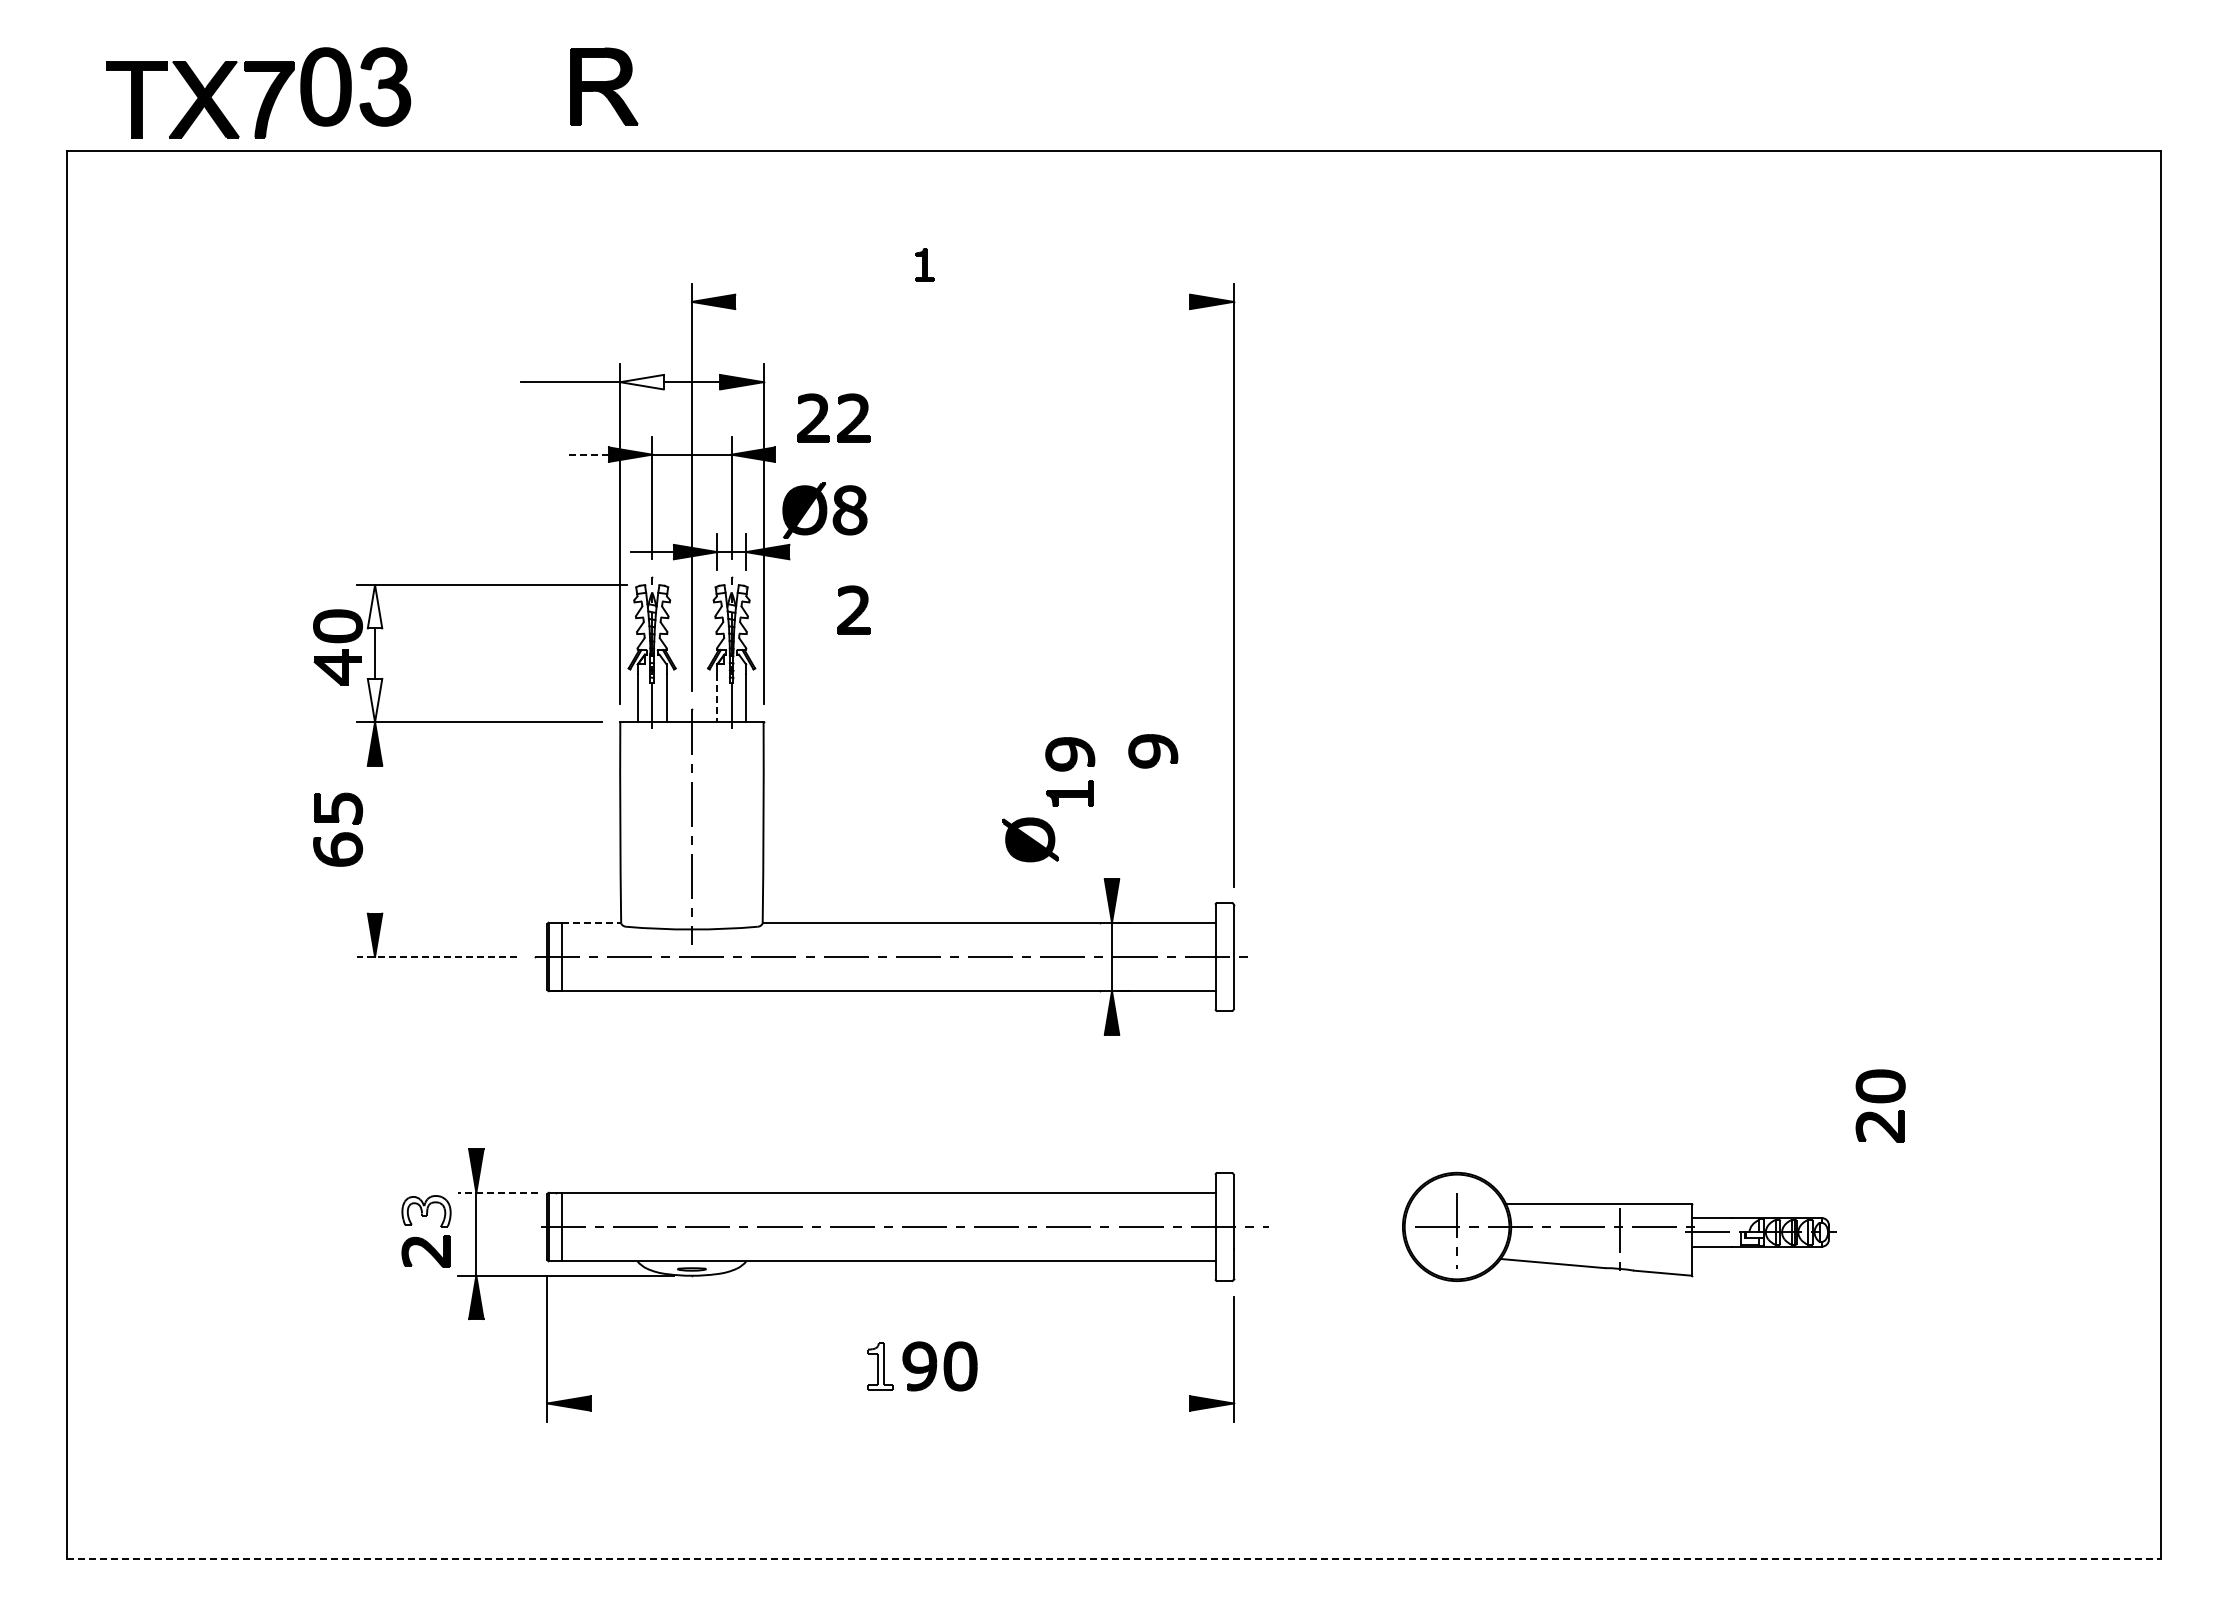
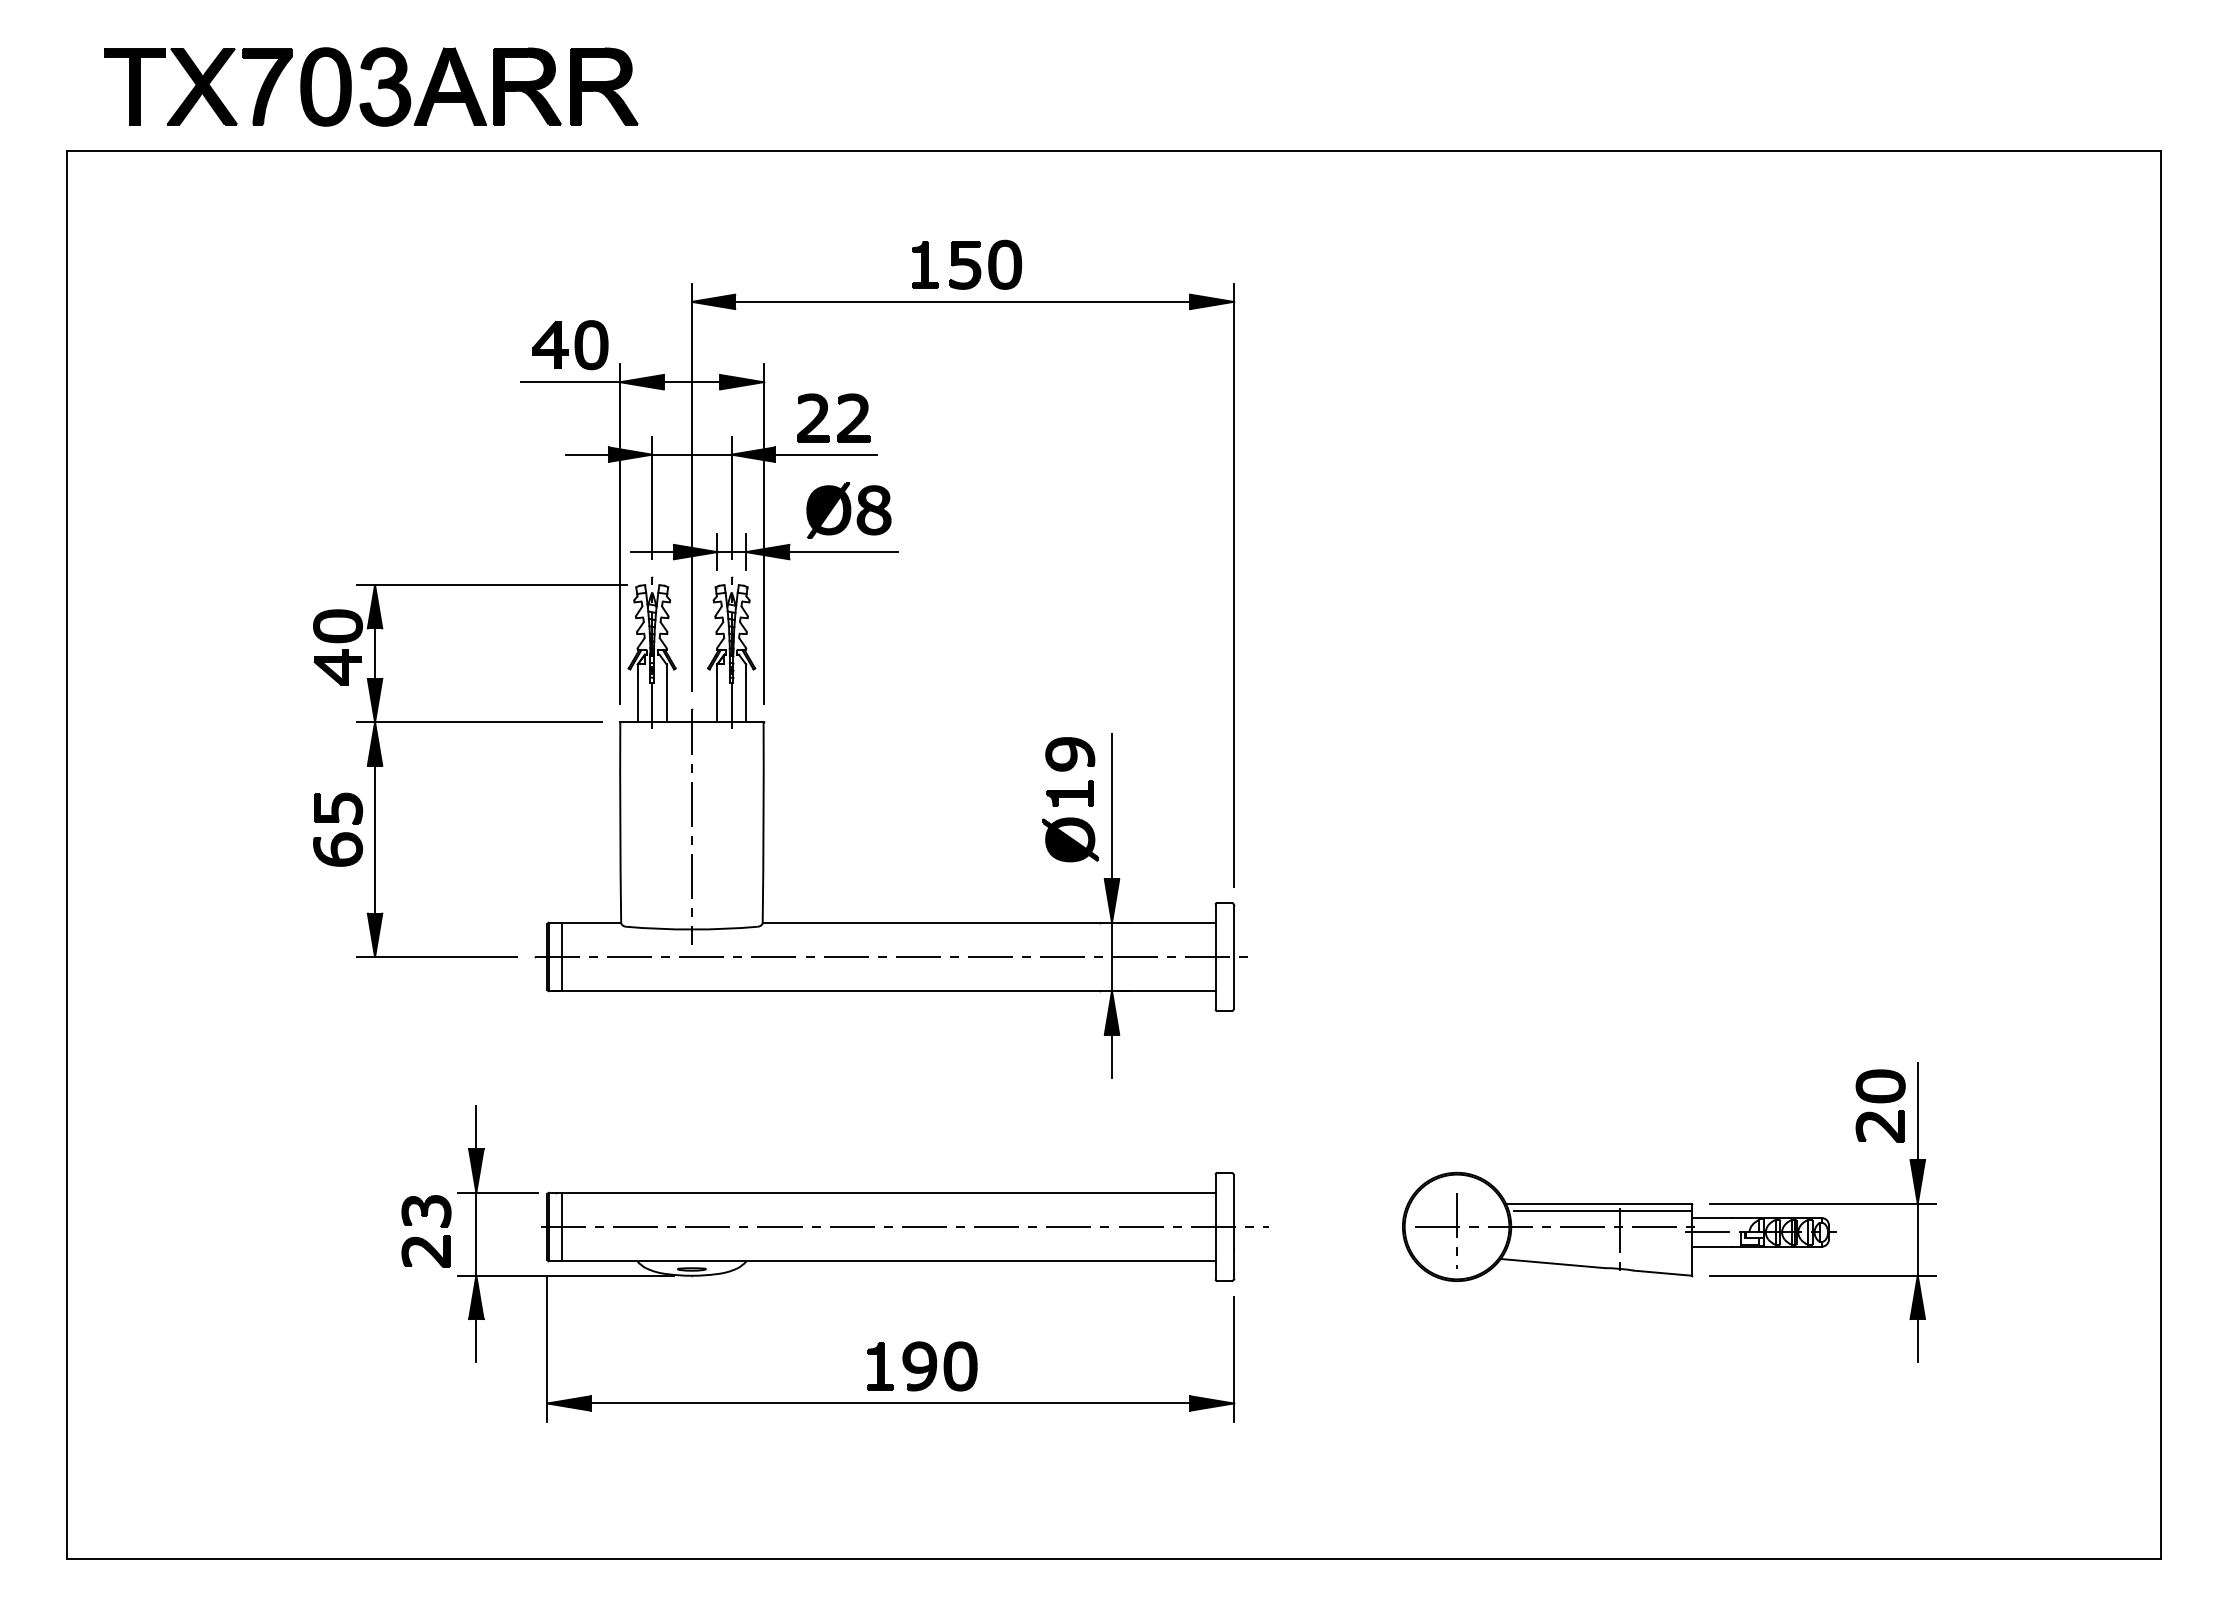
part: none -> present (487, 86)
part position: (200, 99) -> (198, 86) (198, 86)
part size: 20x34 px -> 27x48 px (925, 264)
part: none -> present (985, 264)
line: none -> present (962, 301)
part: none -> present (570, 345)
fill: none -> present (641, 381)
line: dashed -> solid (587, 454)
line: none -> present (825, 454)
part position: (824, 510) -> (848, 510) (848, 510)
line: none -> present (843, 552)
fill: none -> present (374, 606)
part: present -> none (853, 609)
line: dashed -> solid (717, 698)
fill: none -> present (374, 700)
part: present -> none (1153, 751)
line: none -> present (1112, 806)
line: none -> present (375, 839)
part position: (1030, 839) -> (1070, 839) (1070, 839)
line: dashed -> solid (591, 922)
line: dashed -> solid (436, 956)
line: none -> present (1112, 1055)
line: none -> present (476, 1127)
line: dashed -> solid (497, 1192)
part: none -> present (1822, 1204)
fill: none -> present (426, 1210)
line: none -> present (1602, 1211)
line: none -> present (476, 1340)
fill: none -> present (880, 1366)
line: none -> present (890, 1403)
line: dashed -> solid (1114, 1558)
